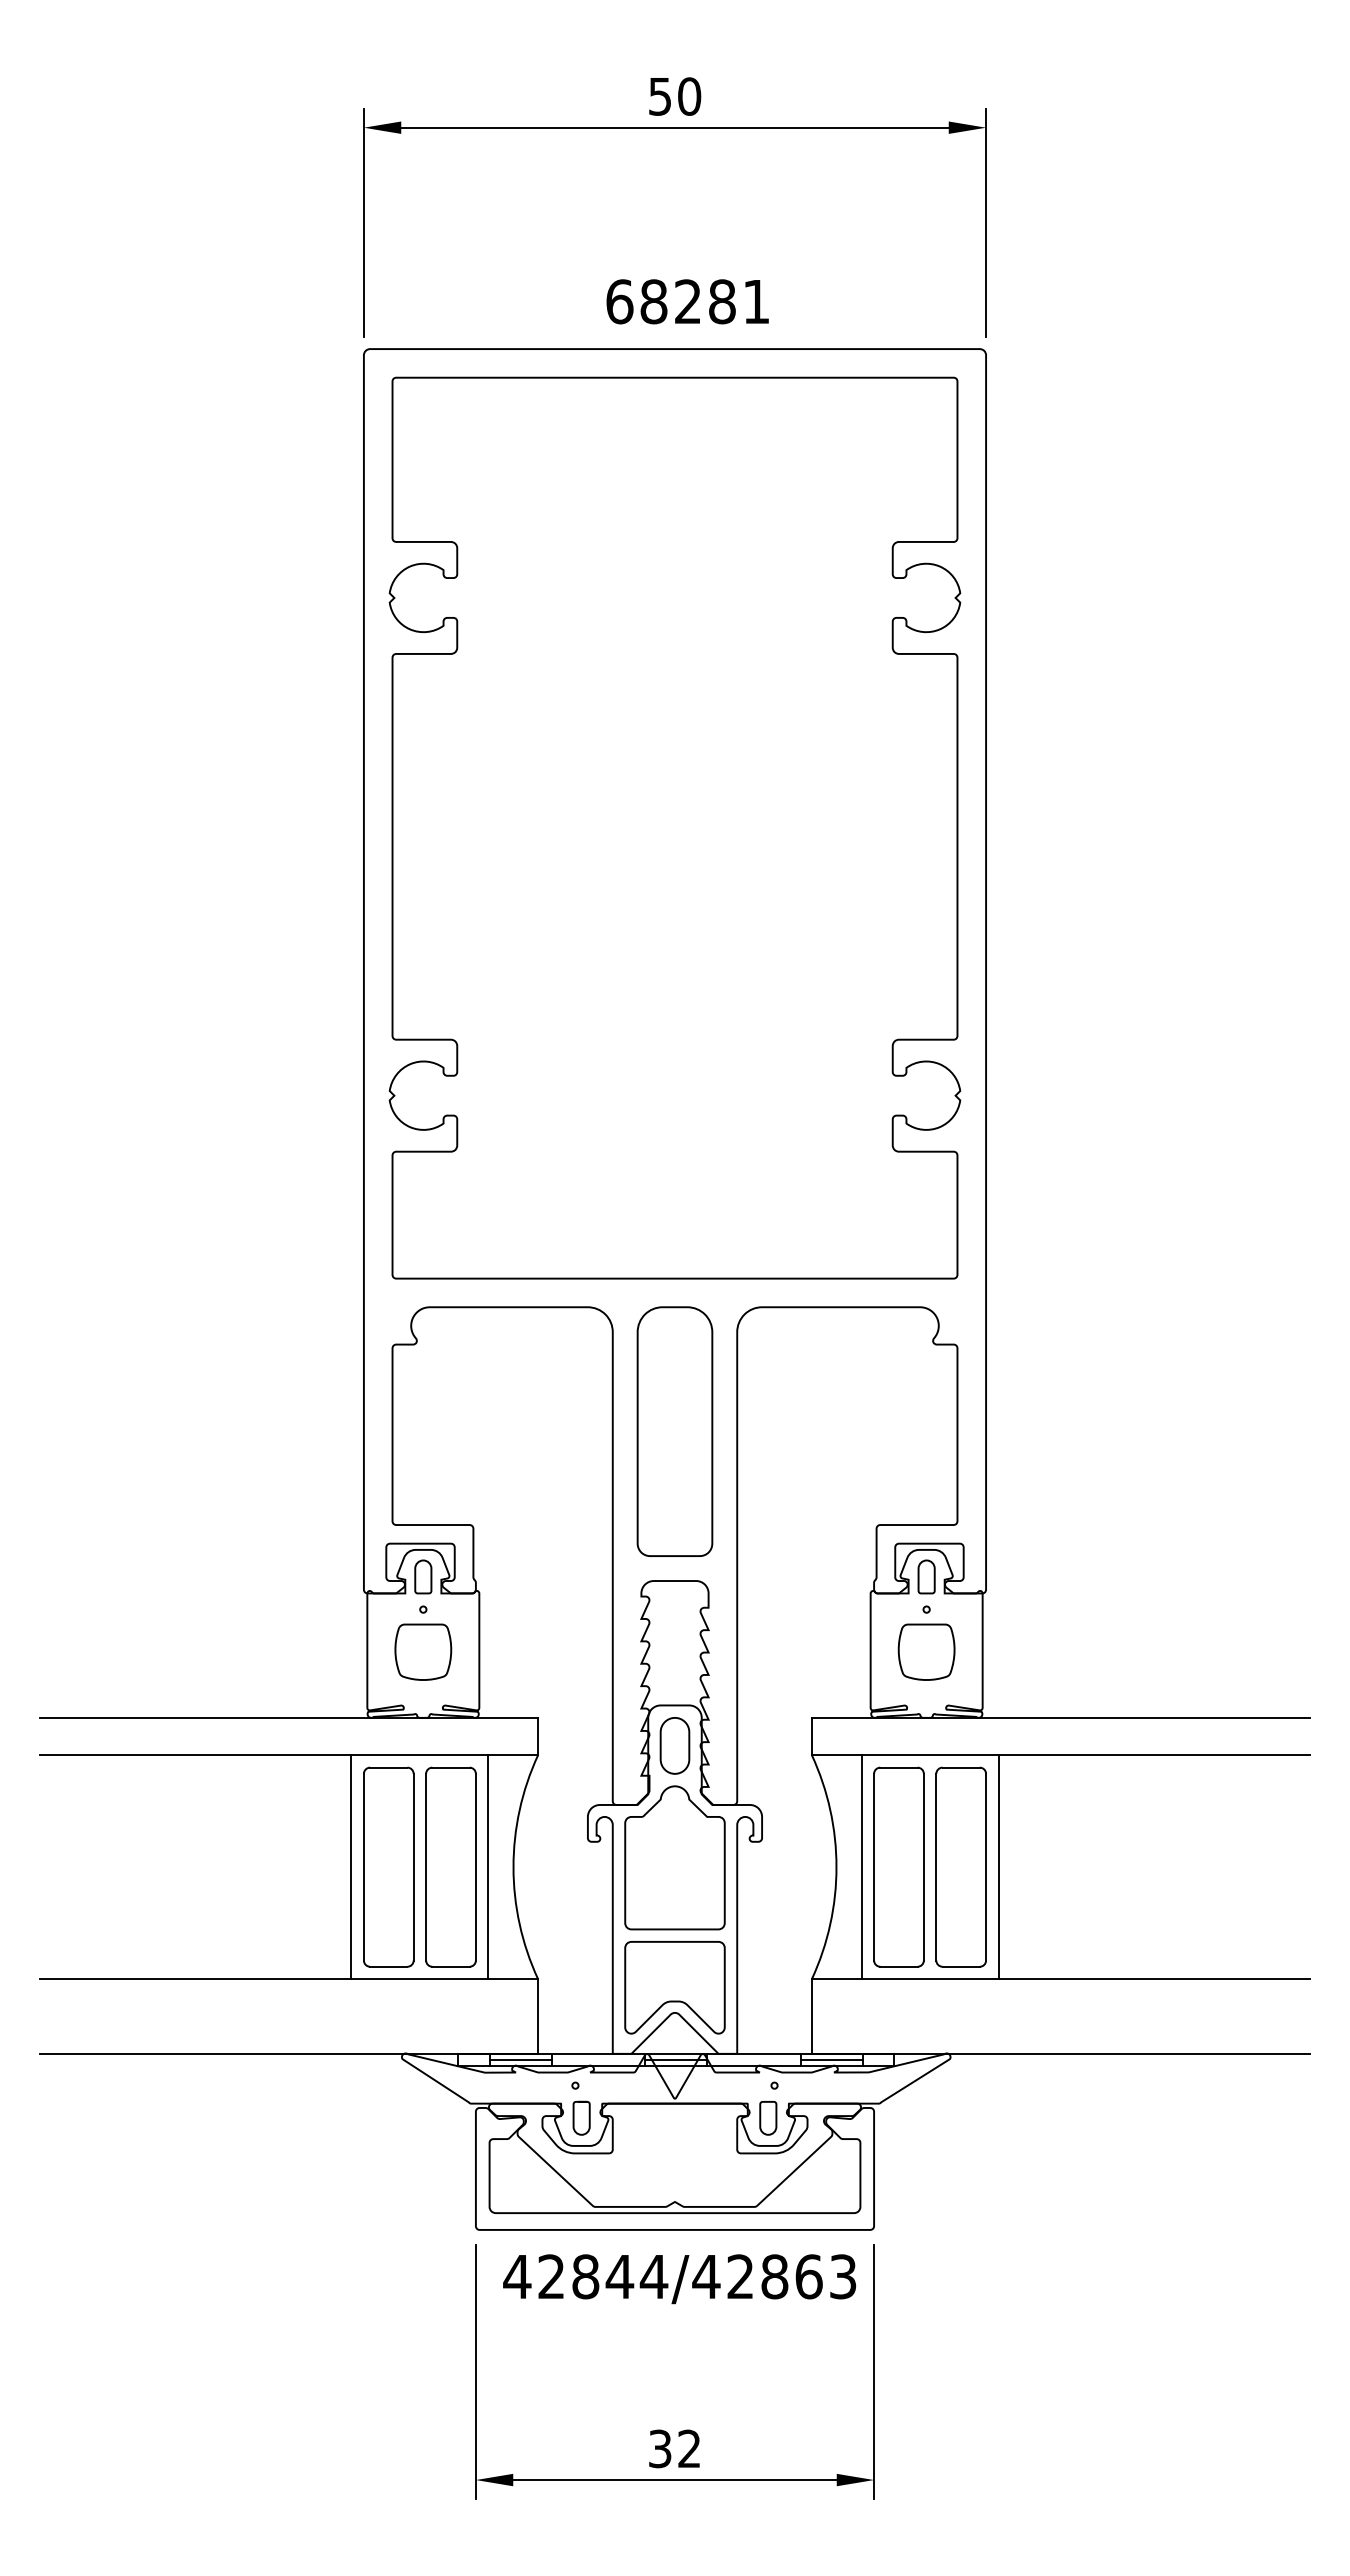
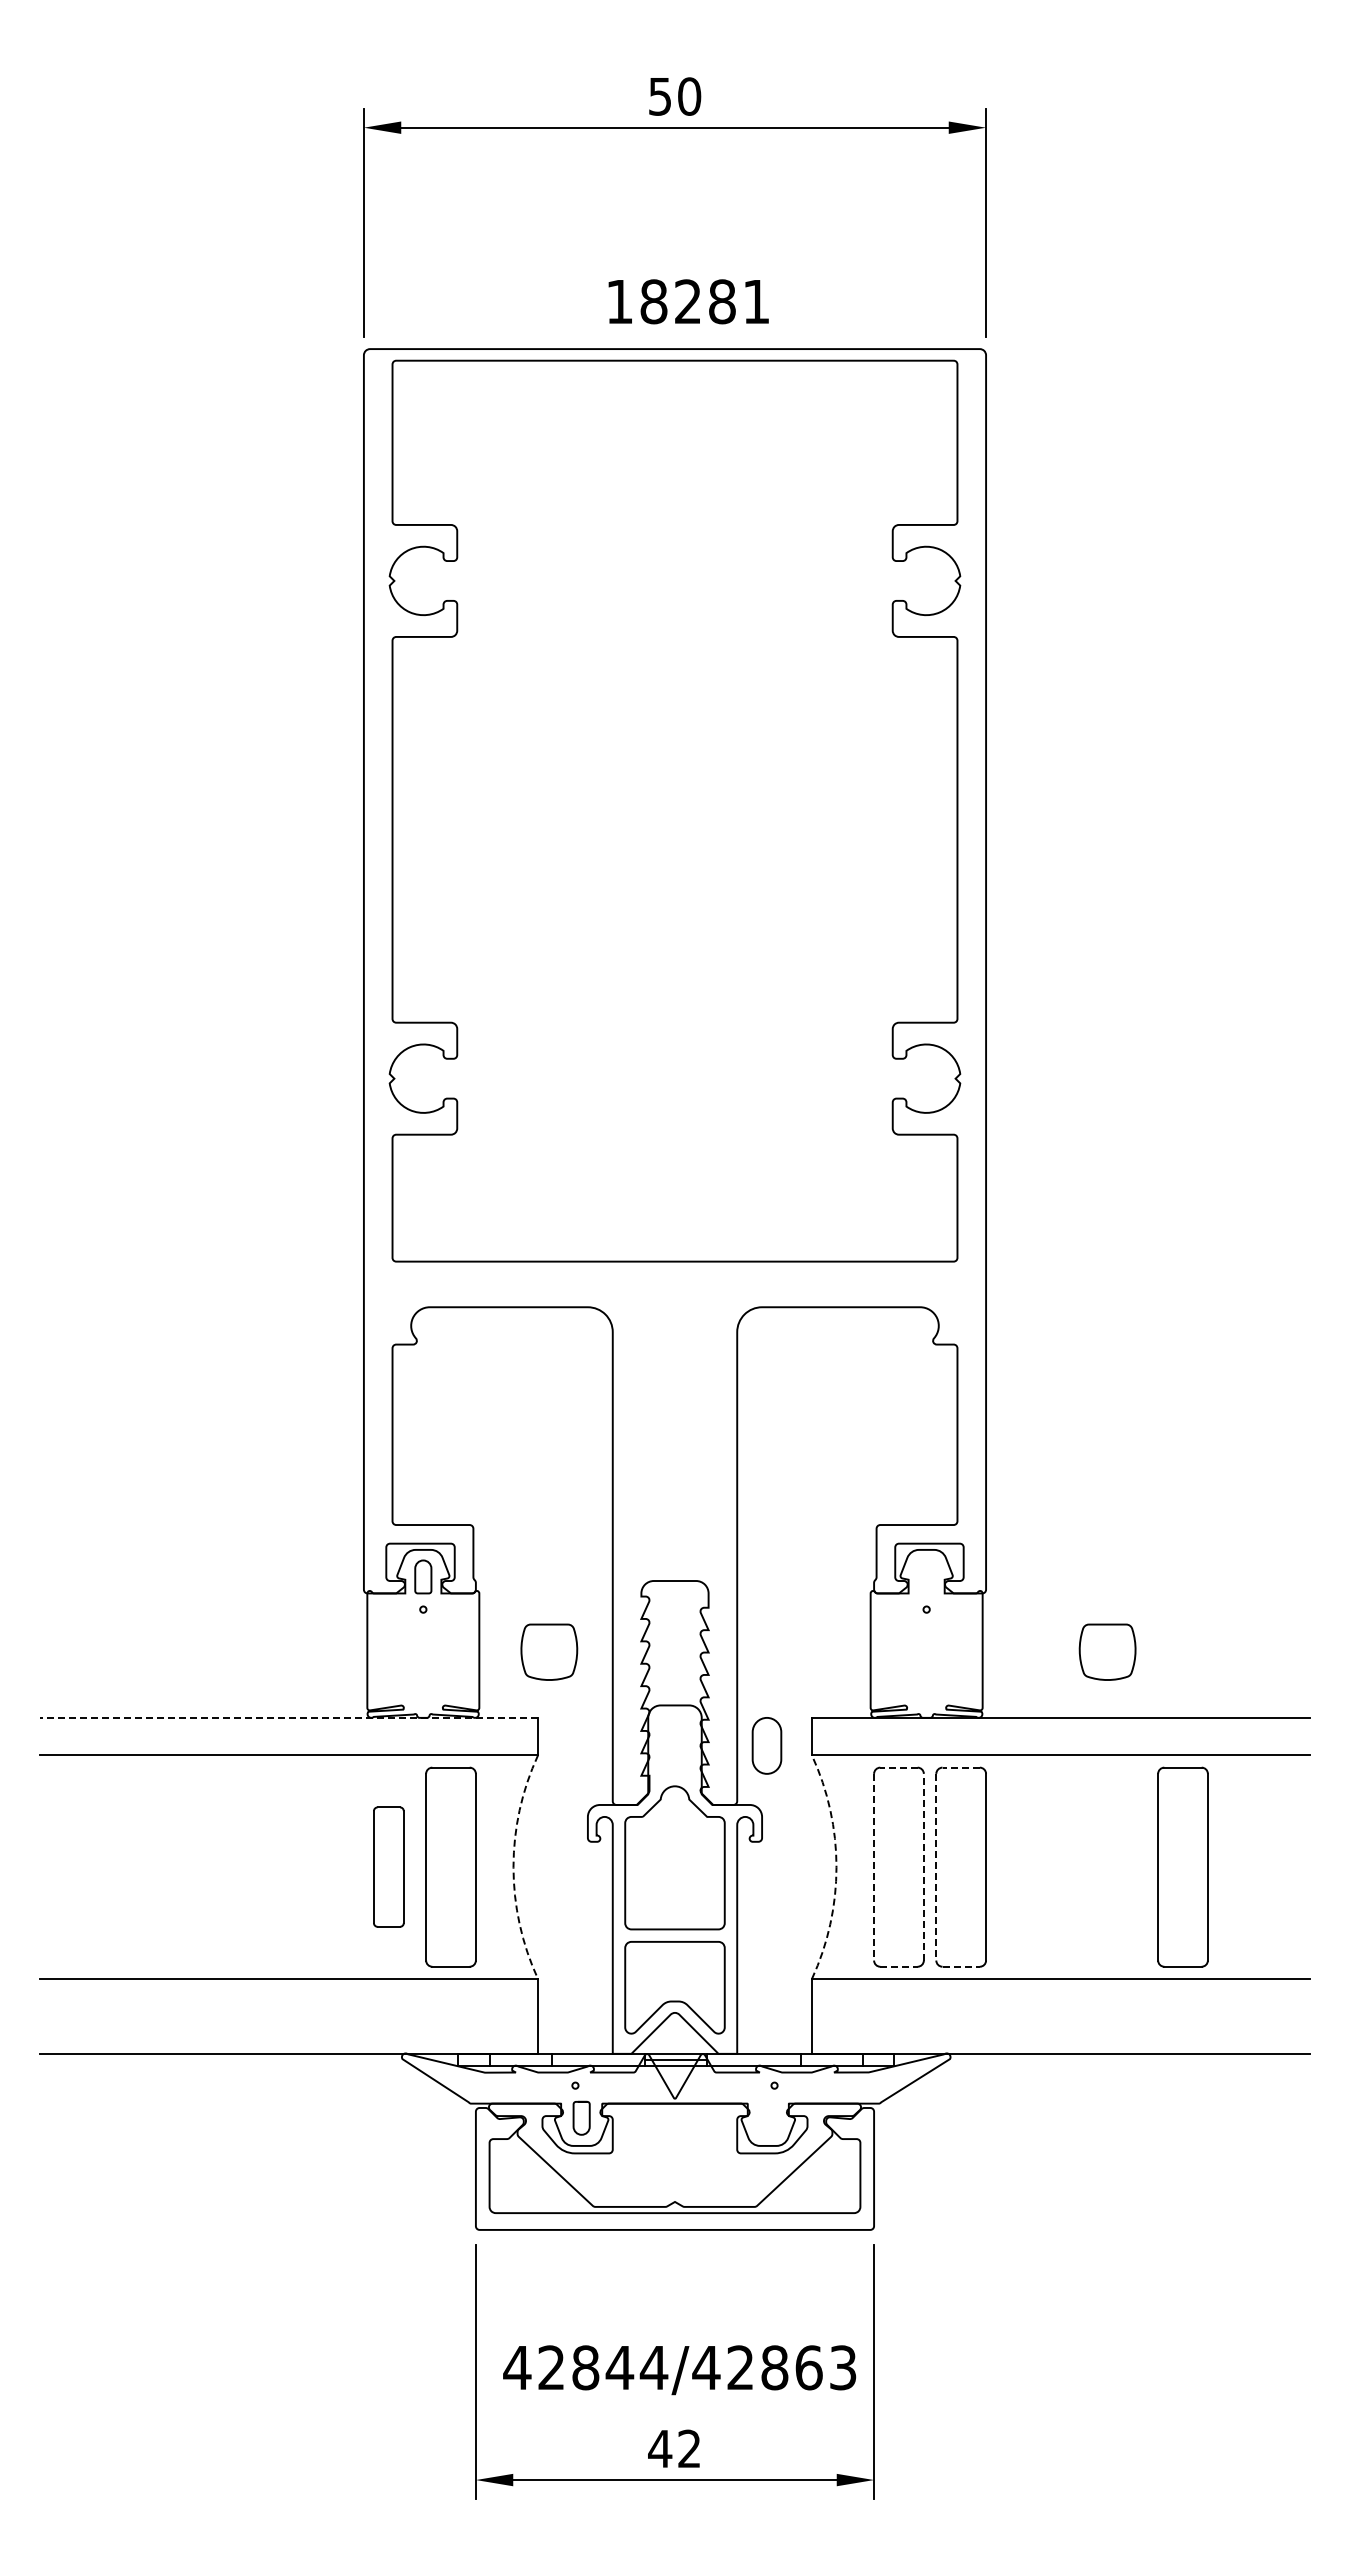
text: 68281 -> 18281 (619, 301)
part position: (674, 827) -> (674, 810) (674, 810)
part: present -> none (674, 1431)
part: present -> none (926, 1576)
part position: (423, 1651) -> (549, 1651) (549, 1651)
part position: (926, 1651) -> (1107, 1651) (1107, 1651)
line: solid -> dashed (289, 1717)
part position: (674, 1745) -> (766, 1745) (766, 1745)
line: solid -> dashed (898, 1767)
line: solid -> dashed (961, 1767)
part size: 52x202 px -> 32x122 px (388, 1866)
line: solid -> dashed (923, 1866)
part: none -> present (1182, 1866)
line: present -> none (351, 1867)
line: present -> none (488, 1867)
arc: solid -> dashed (513, 1867)
arc: solid -> dashed (836, 1867)
line: present -> none (861, 1867)
line: solid -> dashed (874, 1867)
line: solid -> dashed (936, 1867)
line: present -> none (998, 1867)
line: solid -> dashed (898, 1966)
line: solid -> dashed (961, 1966)
line: present -> none (520, 2060)
line: present -> none (831, 2060)
part: present -> none (768, 2118)
text position: (679, 2279) -> (679, 2370) (679, 2370)
text: 32 -> 42 (660, 2448)
